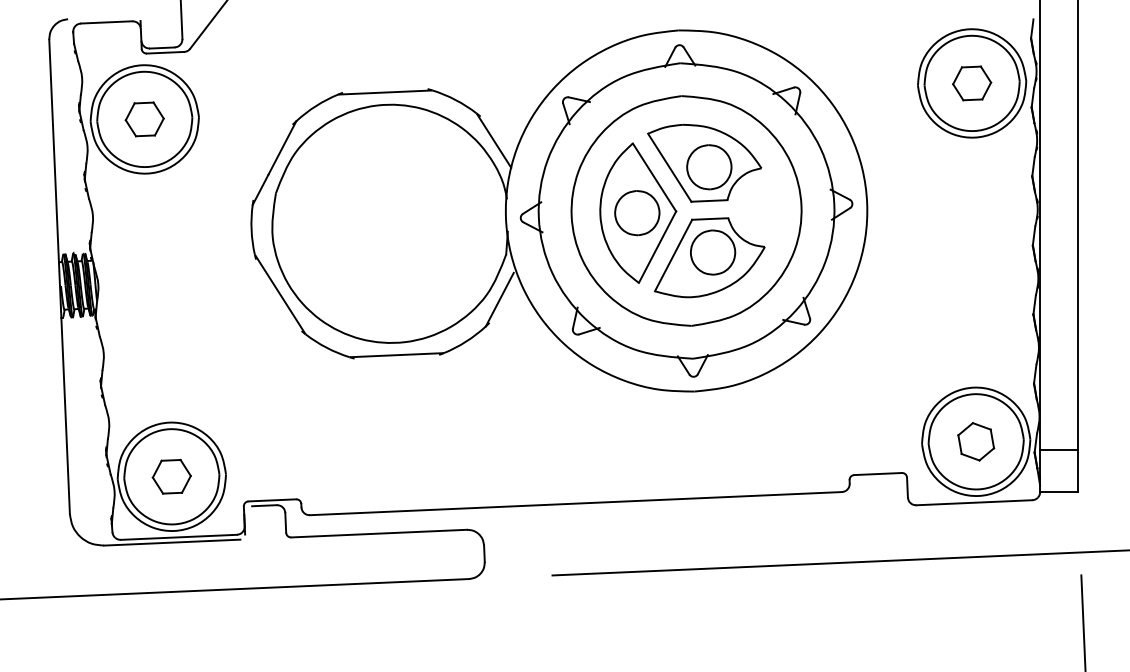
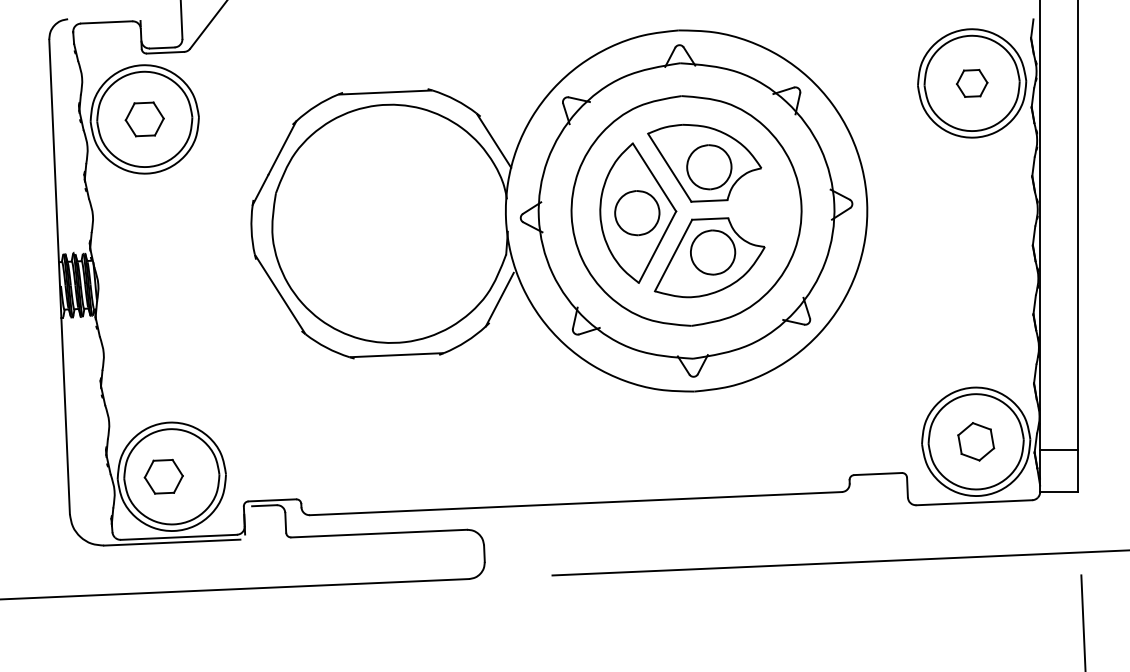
part size: 41x37 px -> 33x30 px (972, 82)
part position: (171, 476) -> (163, 476) (163, 476)
